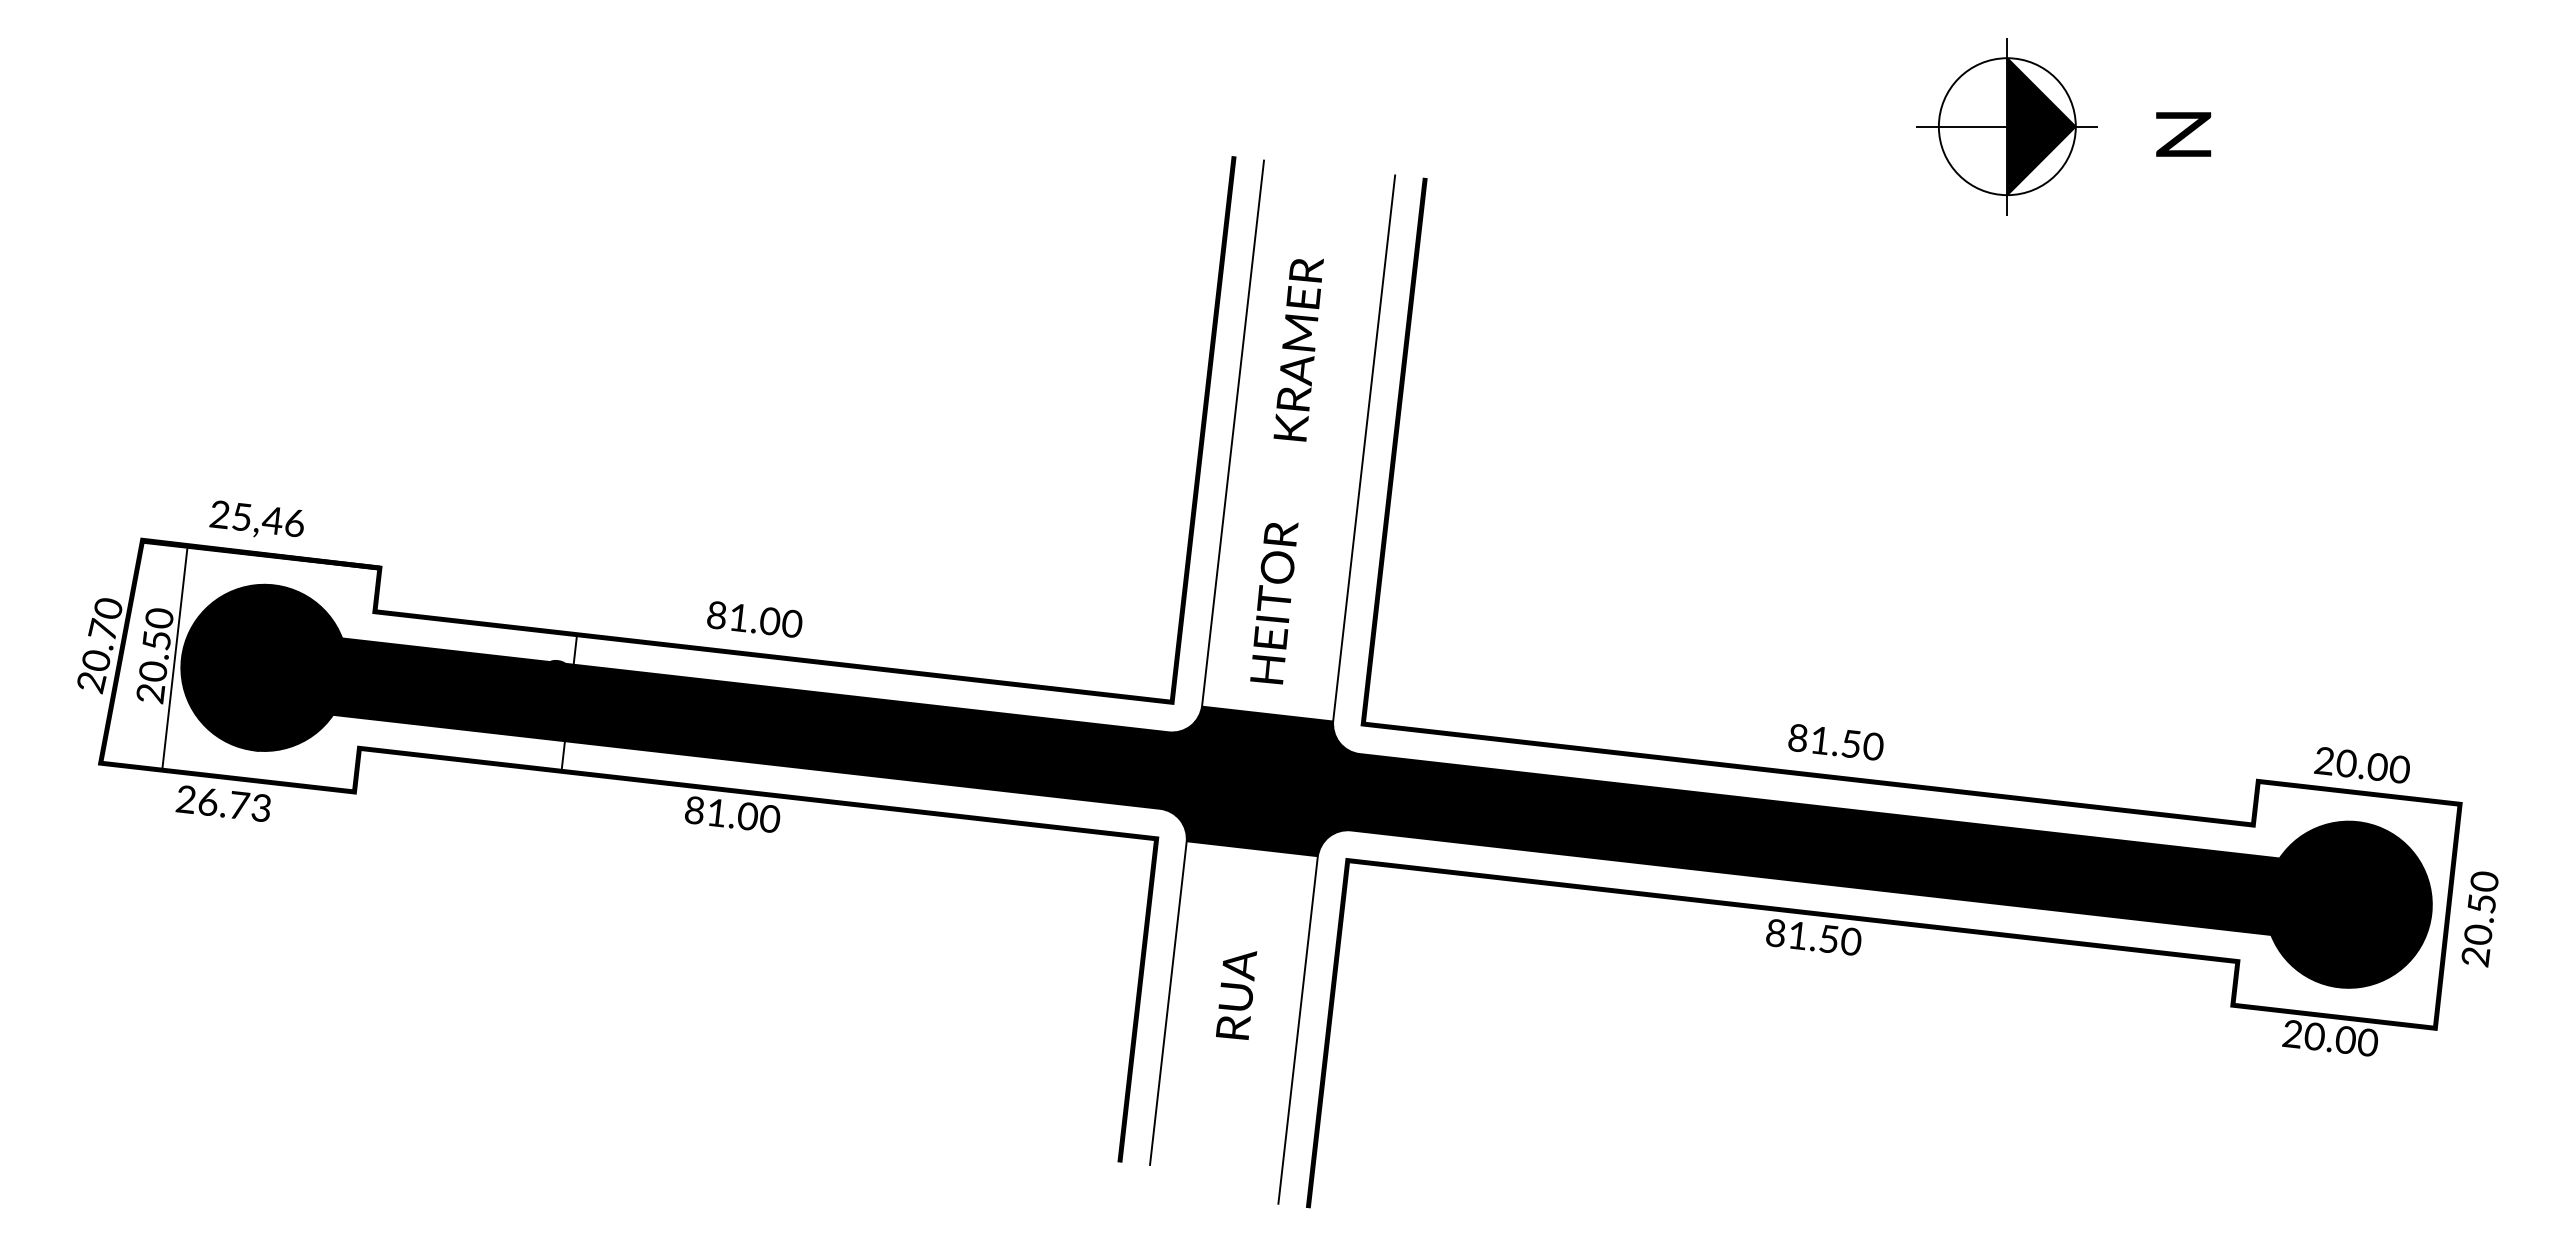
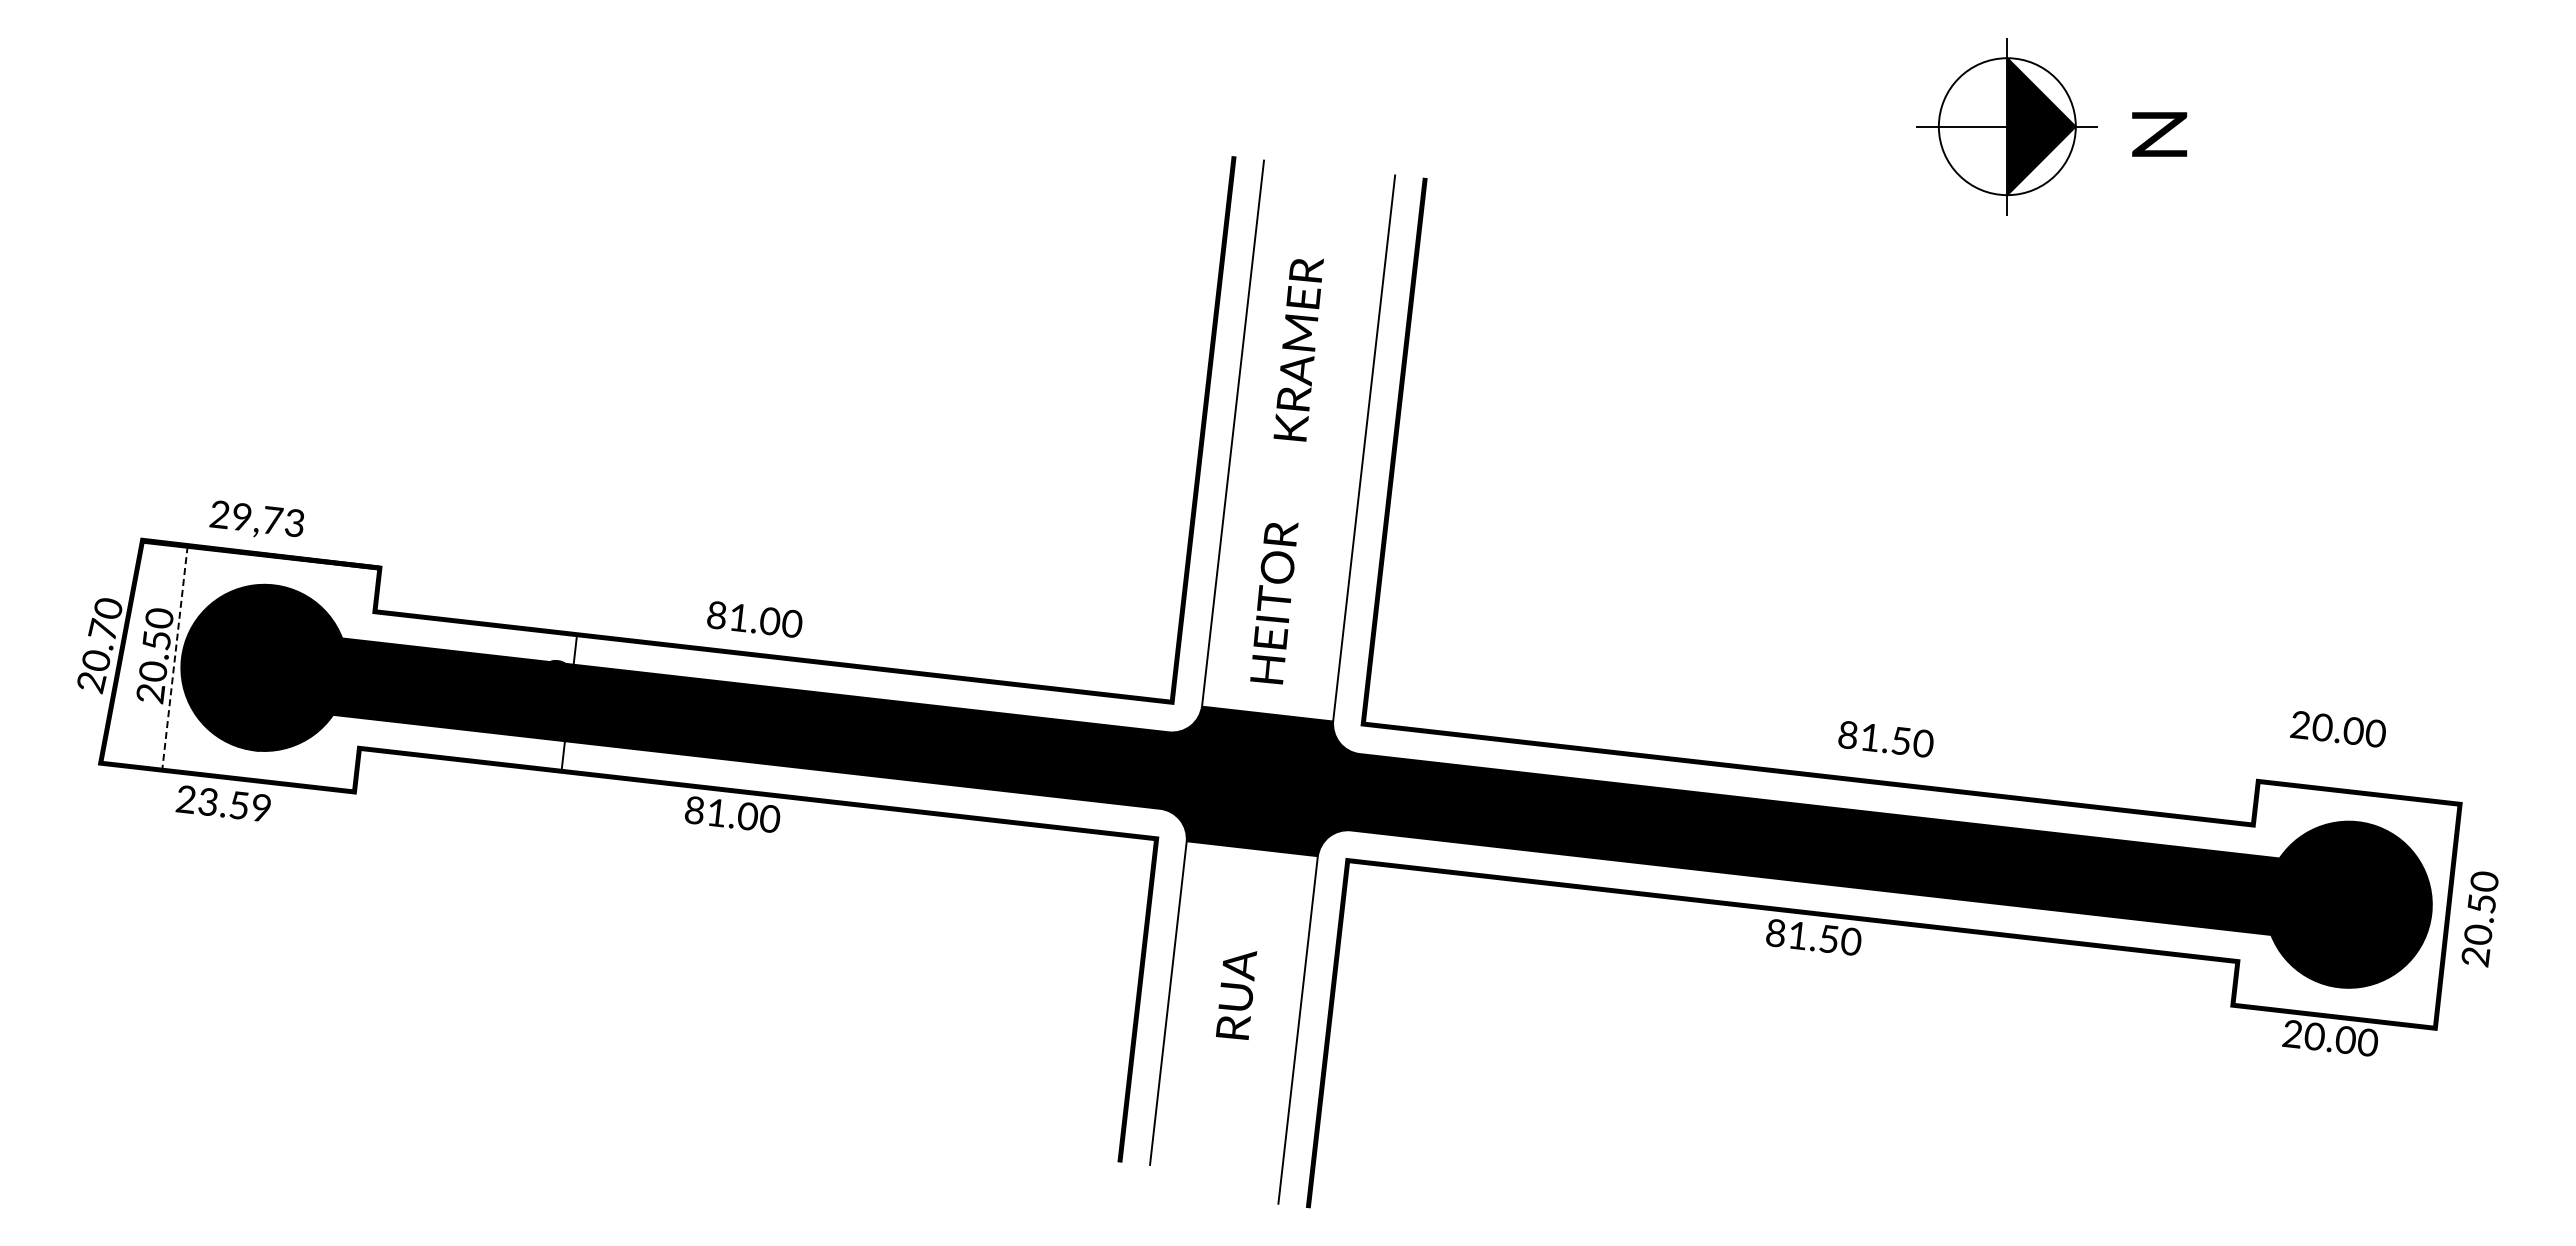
text position: (2183, 134) -> (2159, 134) (2159, 134)
text: 25,46 -> 29,73 (267, 519)
line: solid -> dashed (174, 658)
text position: (1835, 742) -> (1885, 739) (1885, 739)
text position: (2361, 765) -> (2337, 729) (2337, 729)
text: 26.73 -> 23.59 (234, 804)
